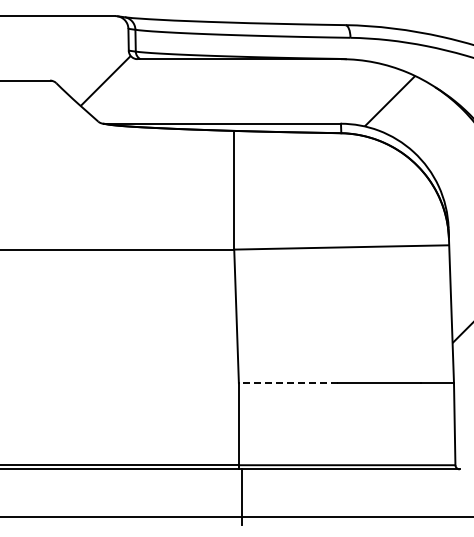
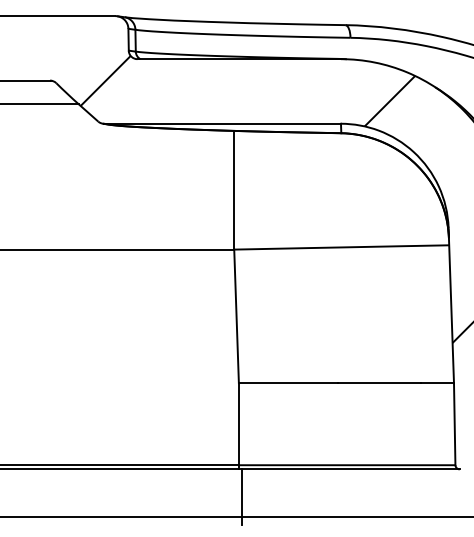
line: none -> present (40, 104)
line: dashed -> solid (287, 383)
